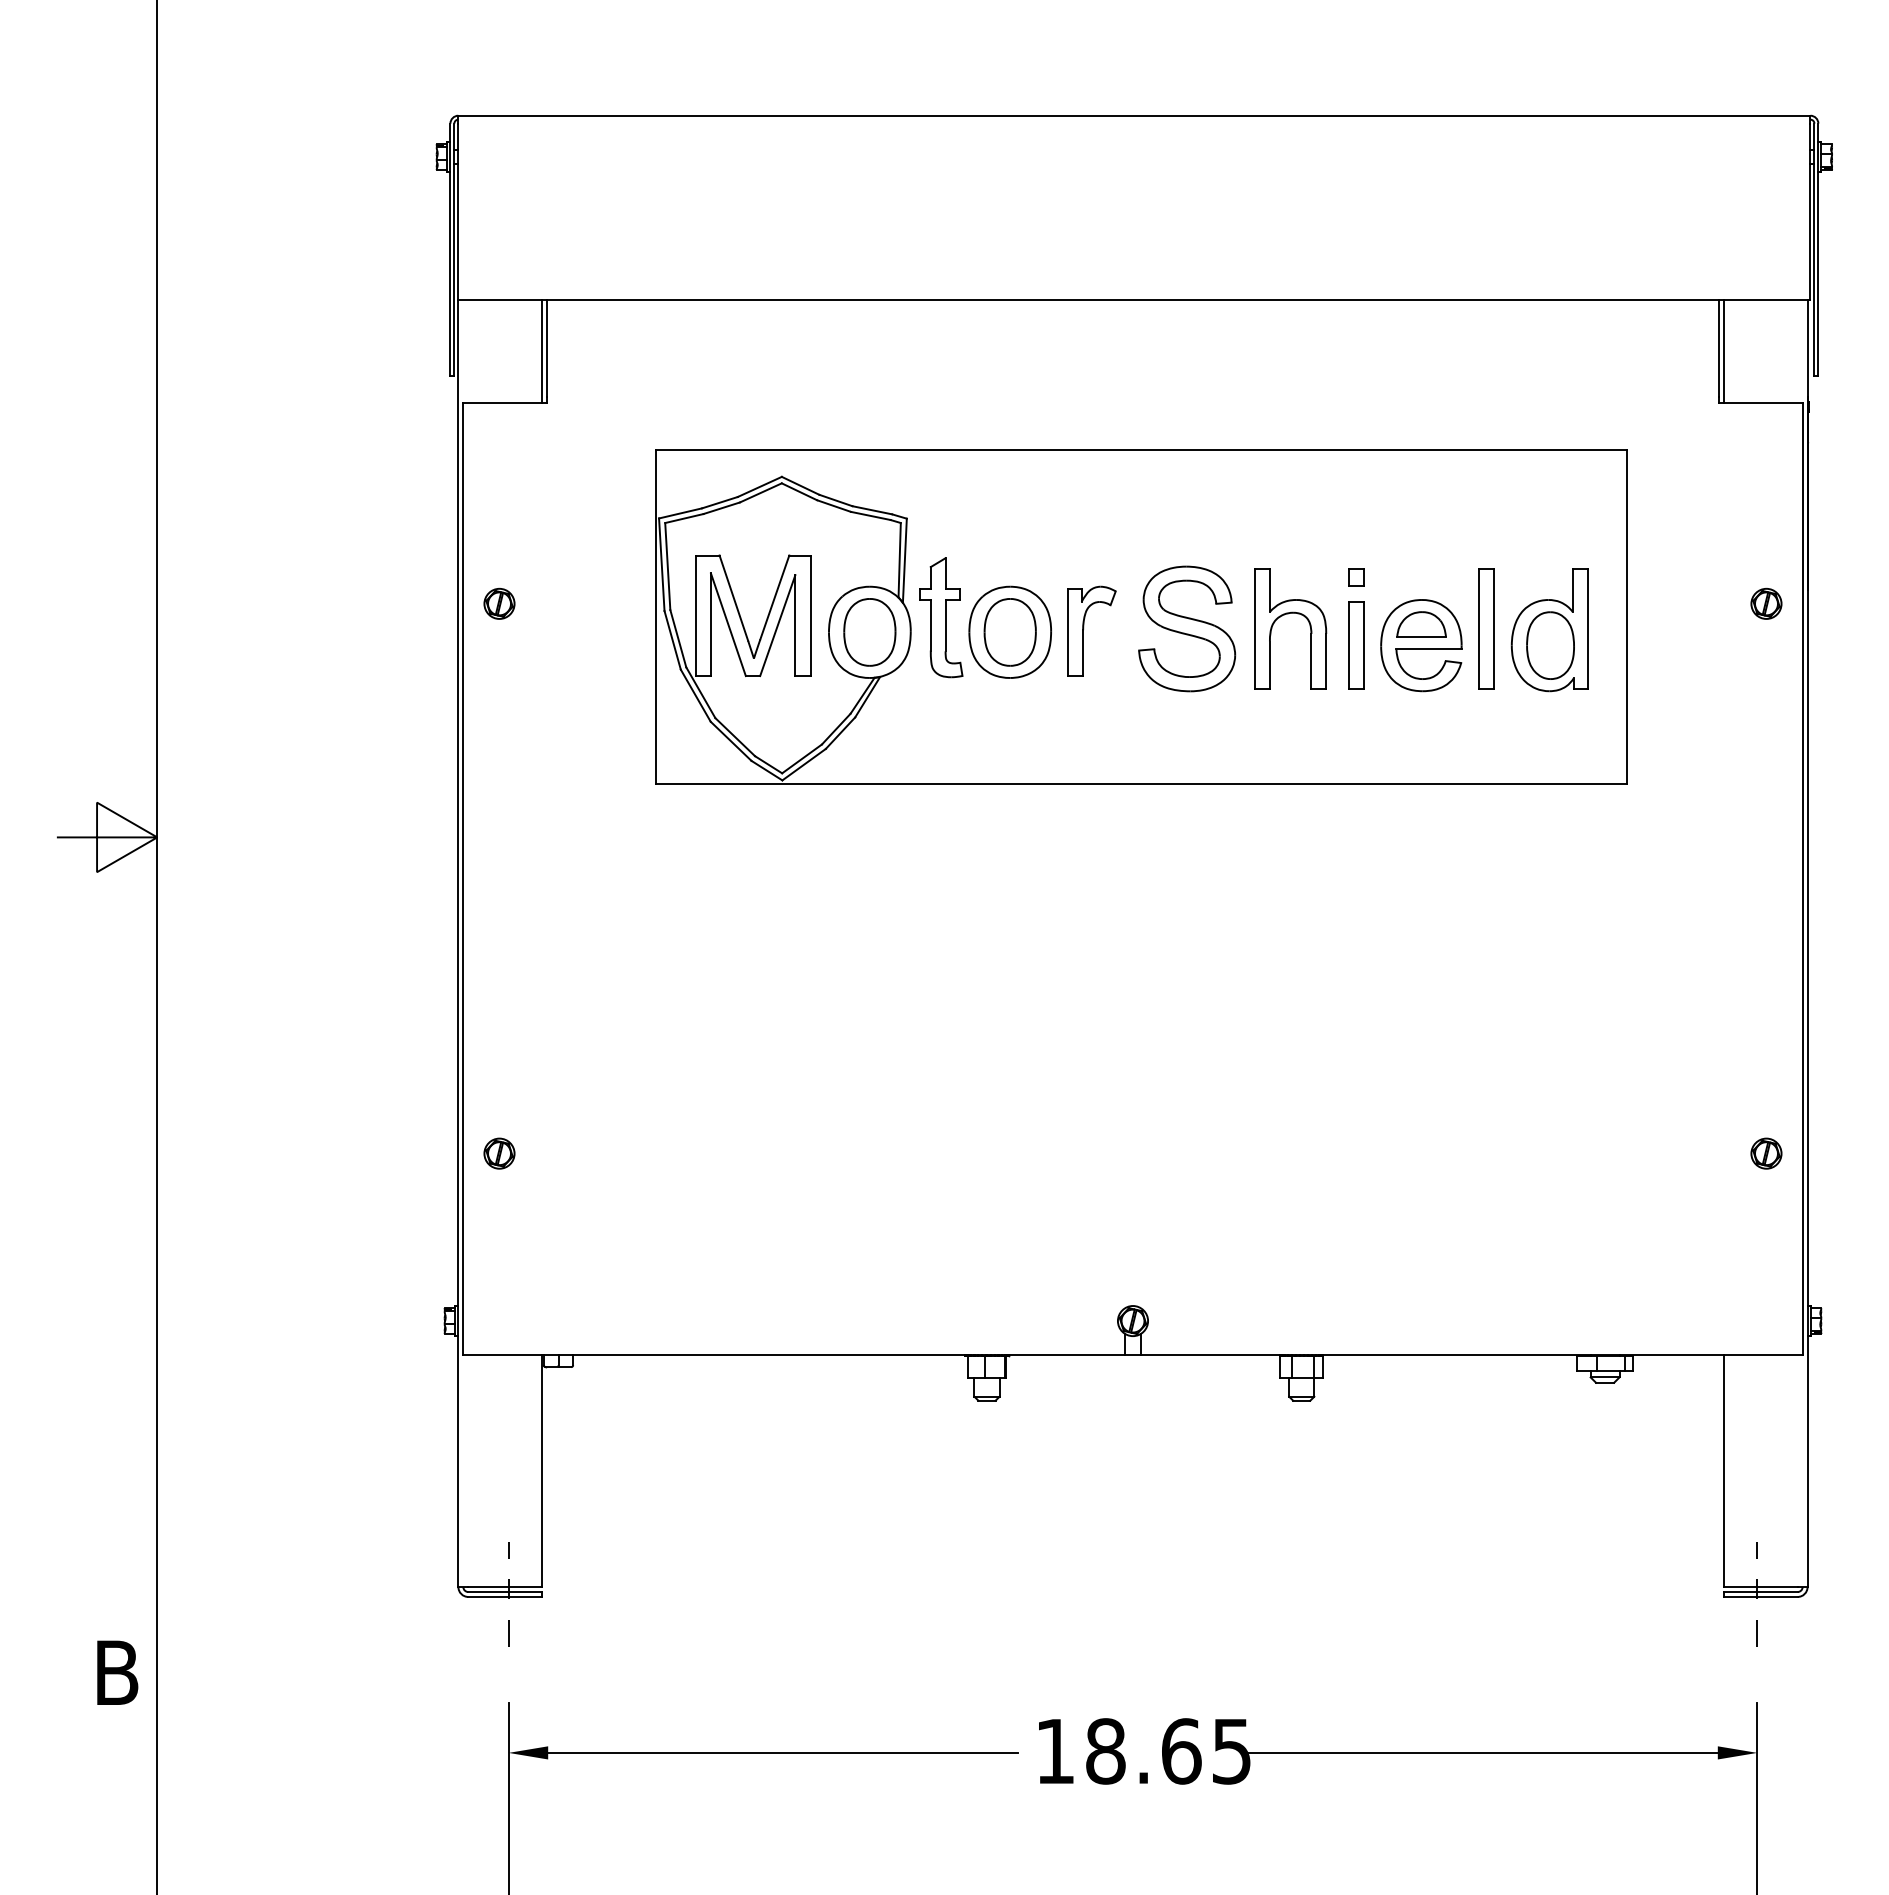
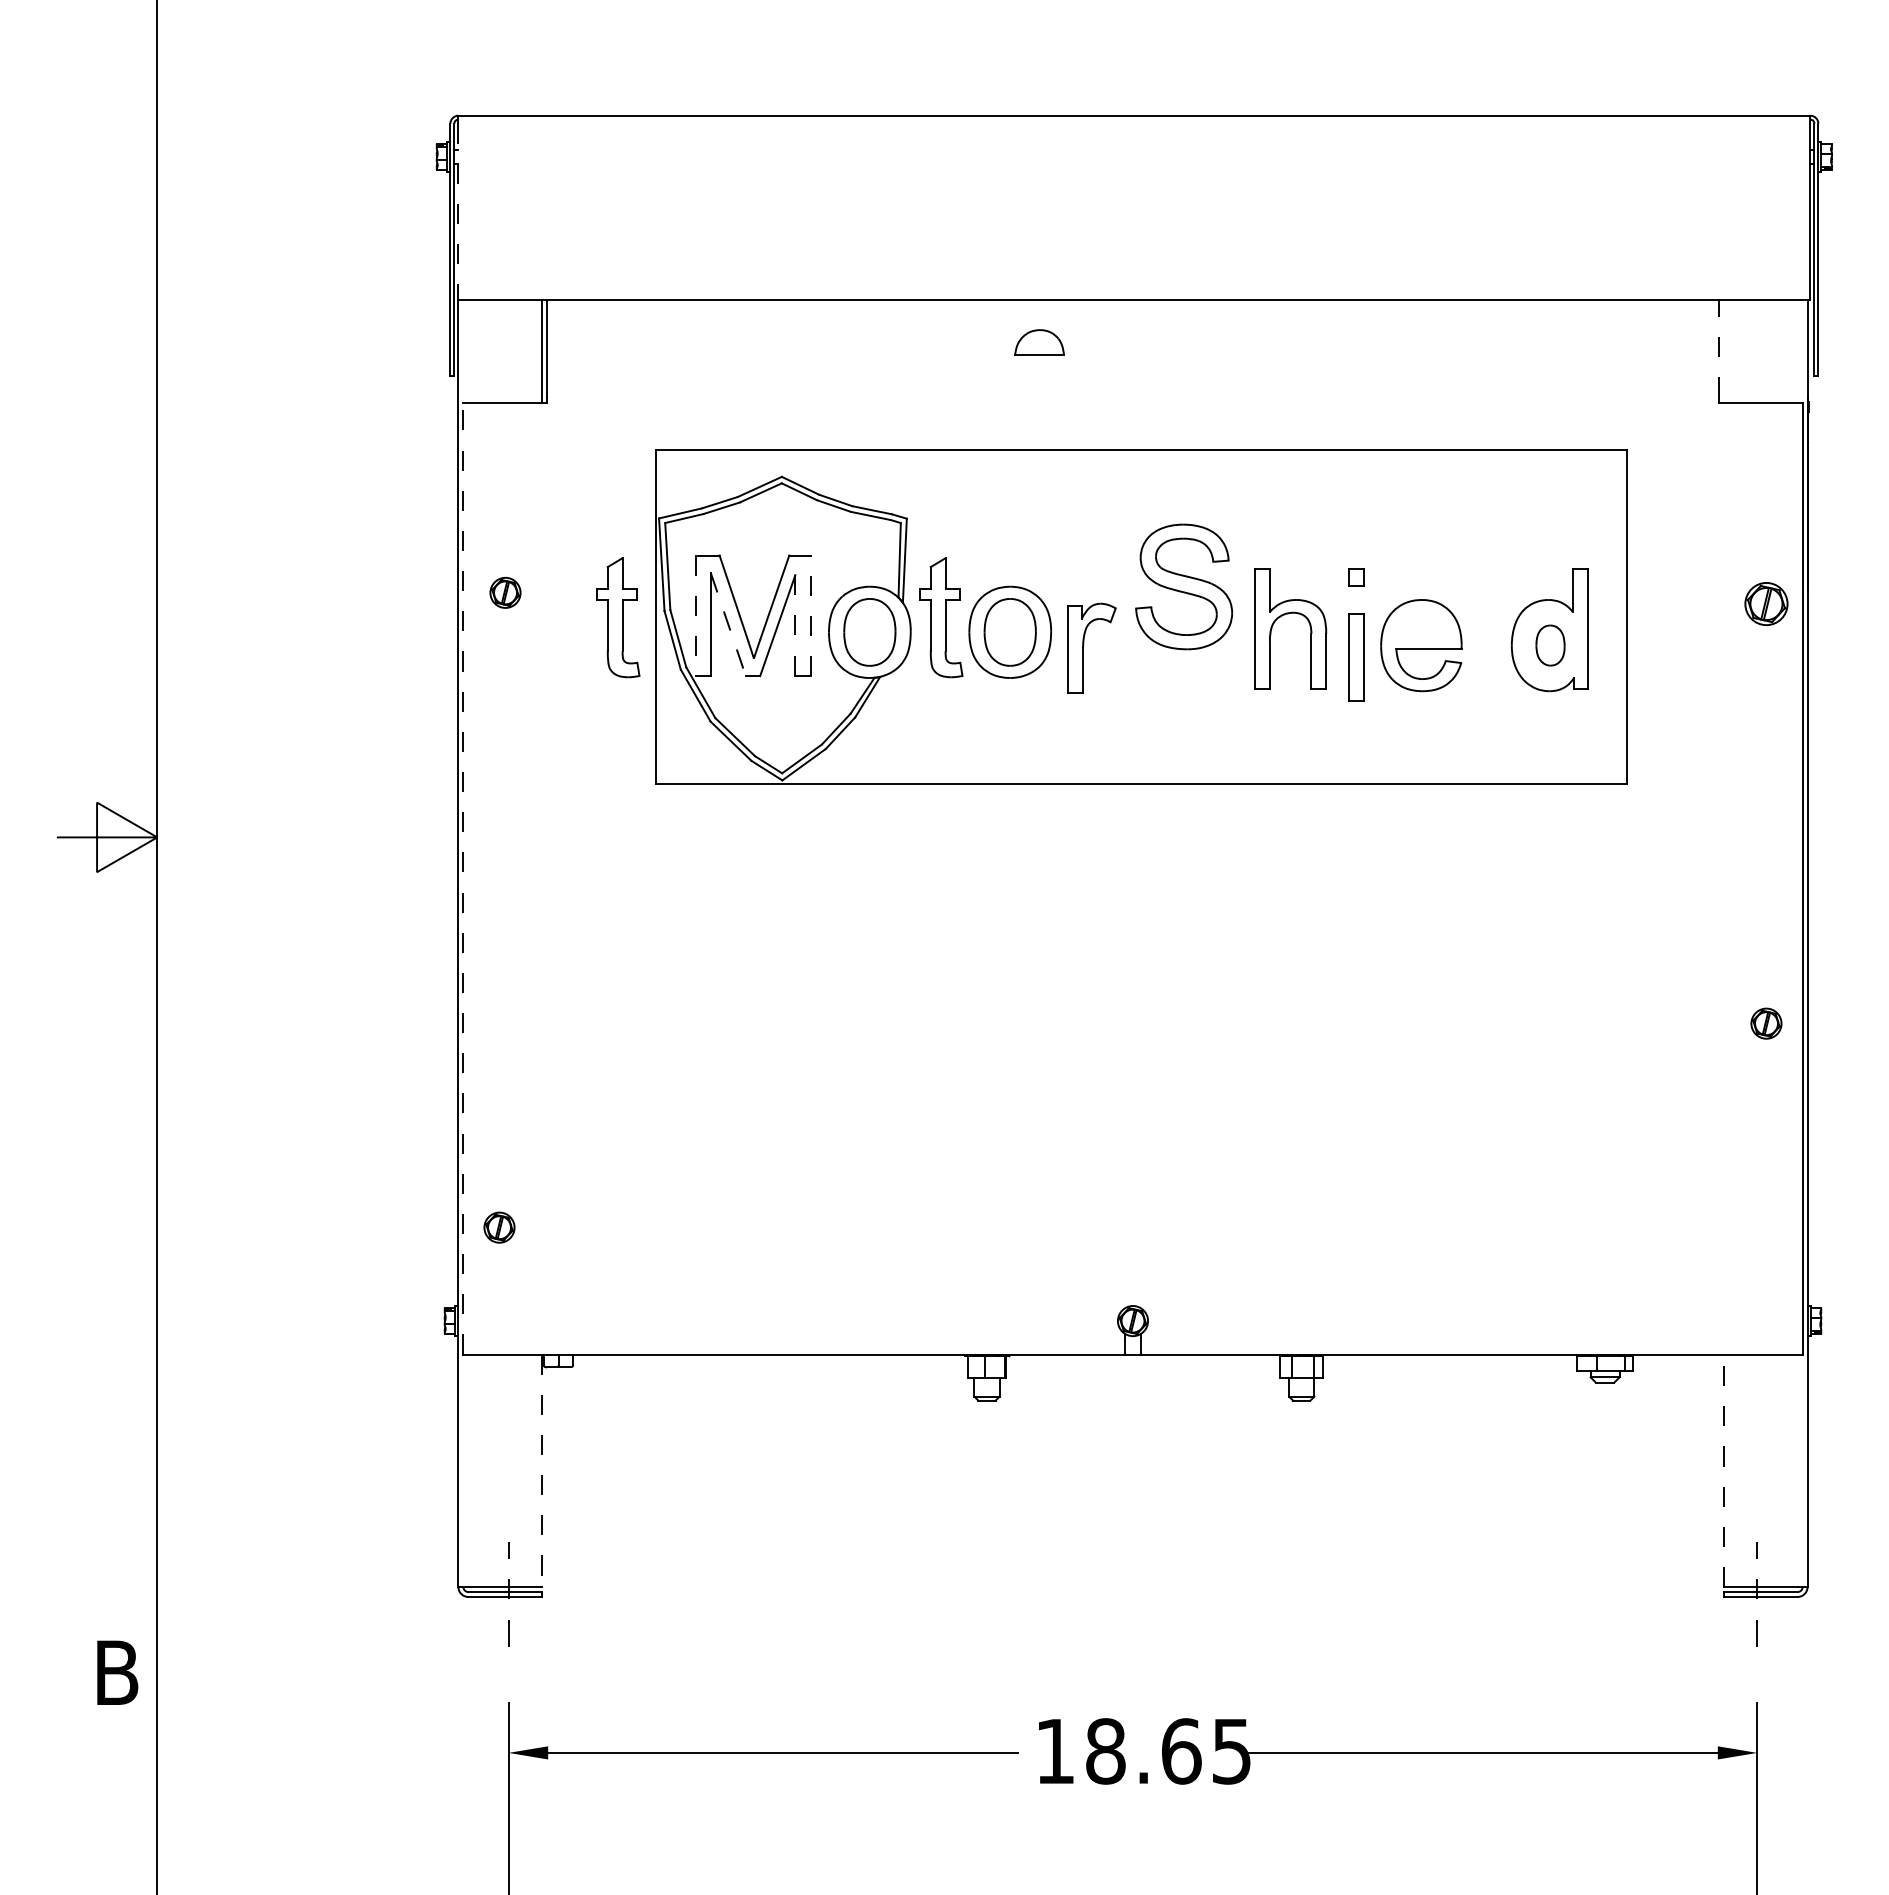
line: solid -> dashed (458, 212)
line: solid -> dashed (1718, 348)
line: present -> none (1723, 351)
part position: (499, 603) -> (505, 592) (505, 592)
part size: 33x33 px -> 45x44 px (1766, 603)
line: solid -> dashed (810, 615)
line: solid -> dashed (695, 616)
part: none -> present (618, 617)
part position: (1421, 624) -> (1039, 342) (1039, 342)
line: solid -> dashed (728, 625)
line: solid -> dashed (795, 626)
part position: (1084, 628) -> (1084, 645) (1084, 645)
part position: (1187, 628) -> (1184, 586) (1184, 586)
part: present -> none (1486, 628)
part position: (1356, 645) -> (1356, 657) (1356, 657)
part size: 49x69 px -> 31x43 px (1550, 645)
line: solid -> dashed (463, 878)
part position: (499, 1153) -> (499, 1227) (499, 1227)
part position: (1766, 1153) -> (1766, 1023) (1766, 1023)
line: solid -> dashed (1723, 1470)
line: solid -> dashed (542, 1471)
